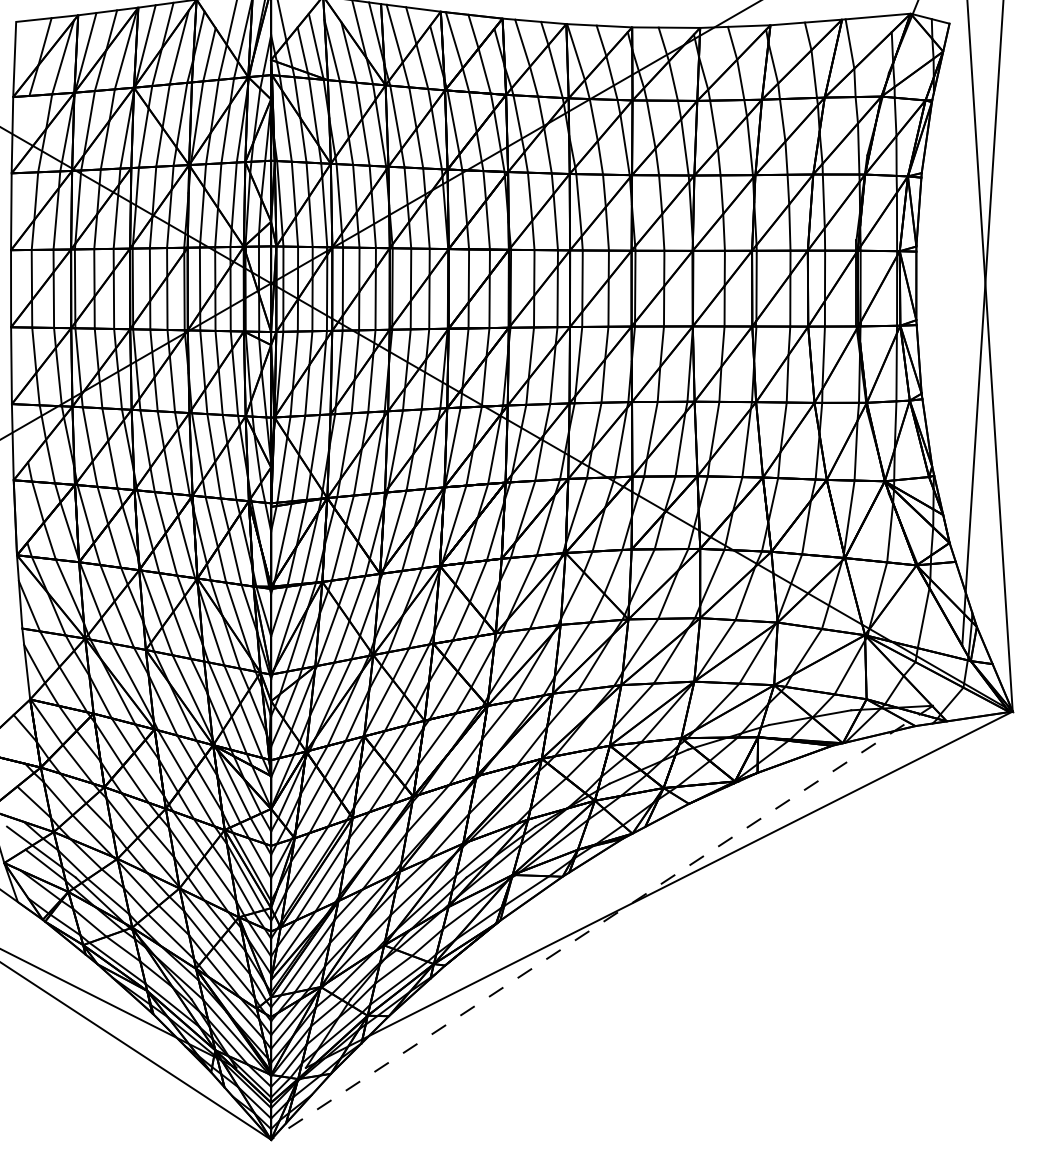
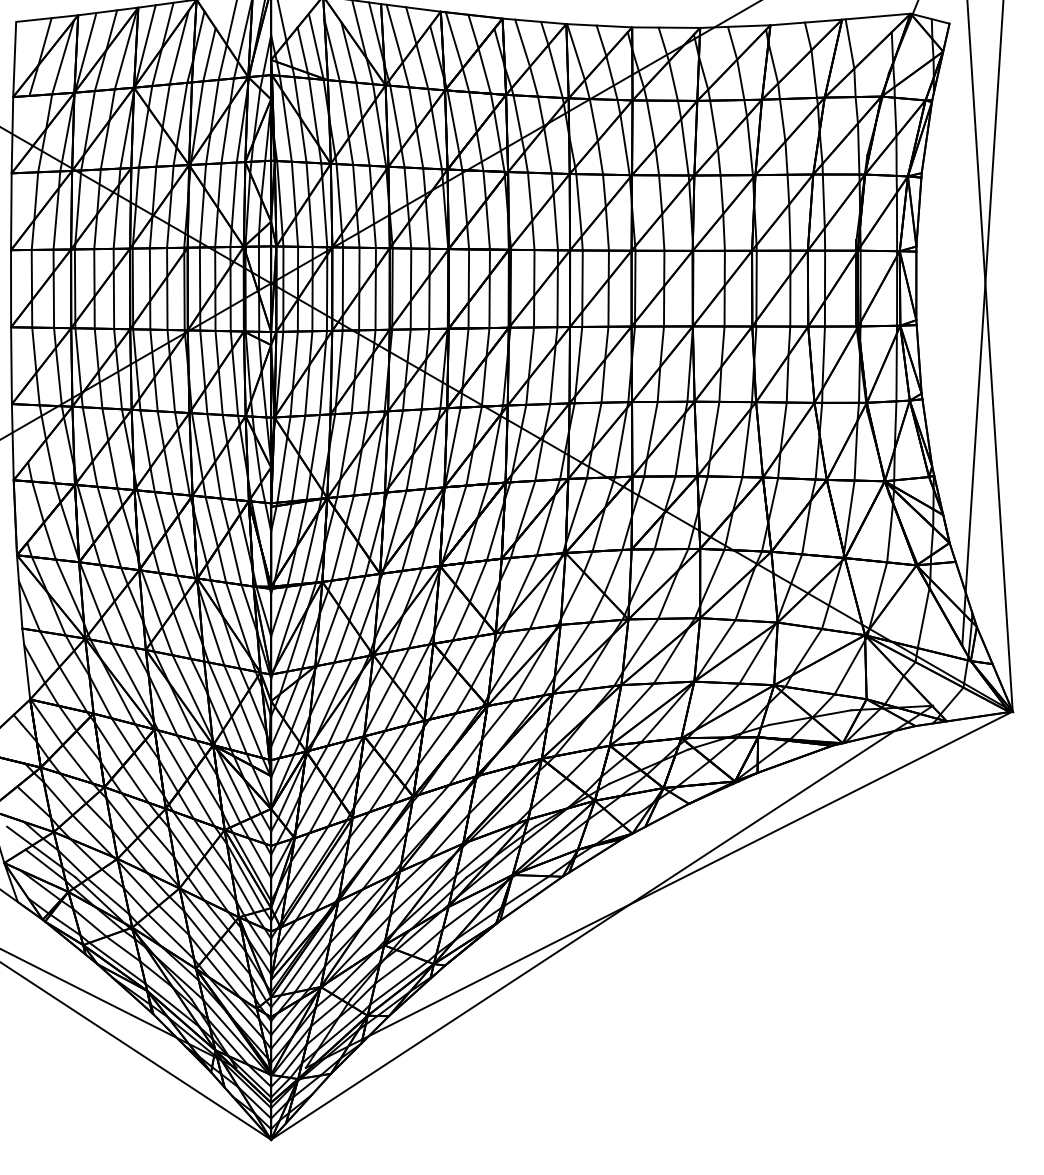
line: dashed -> solid (602, 922)
